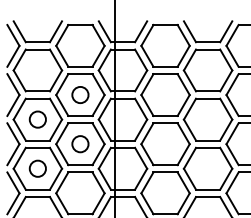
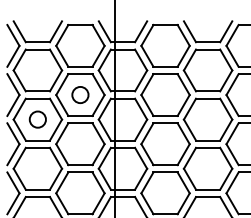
circle: present -> none (80, 144)
circle: present -> none (37, 168)
